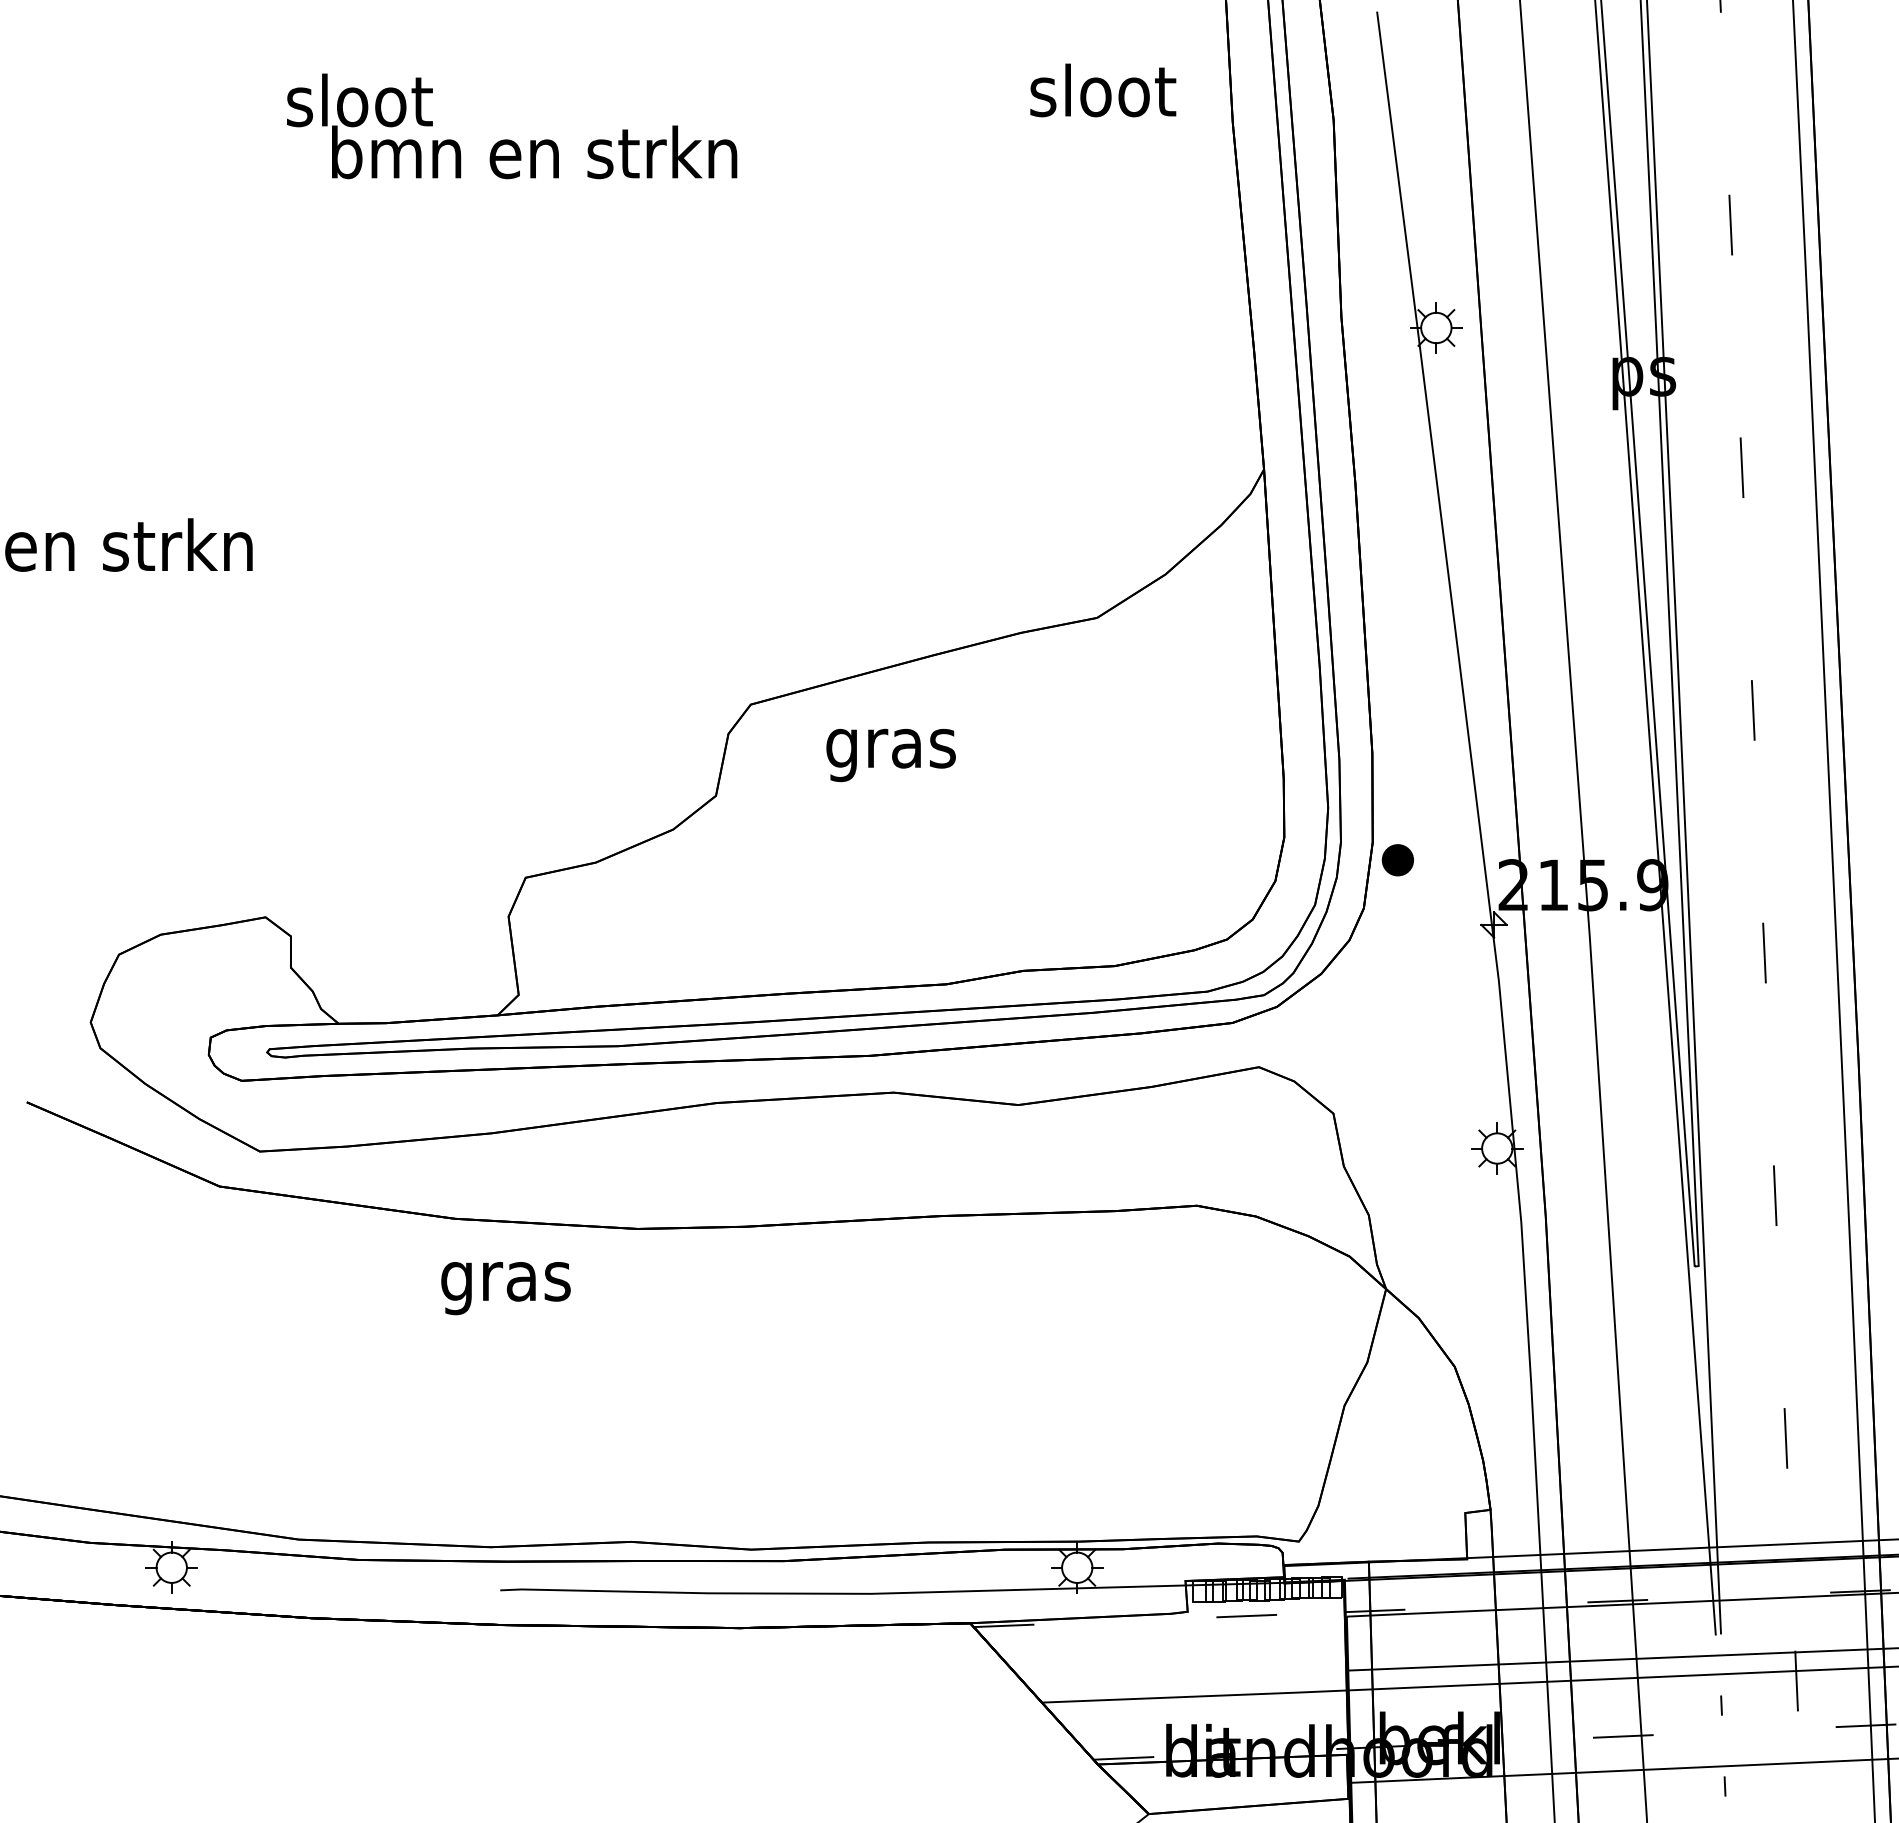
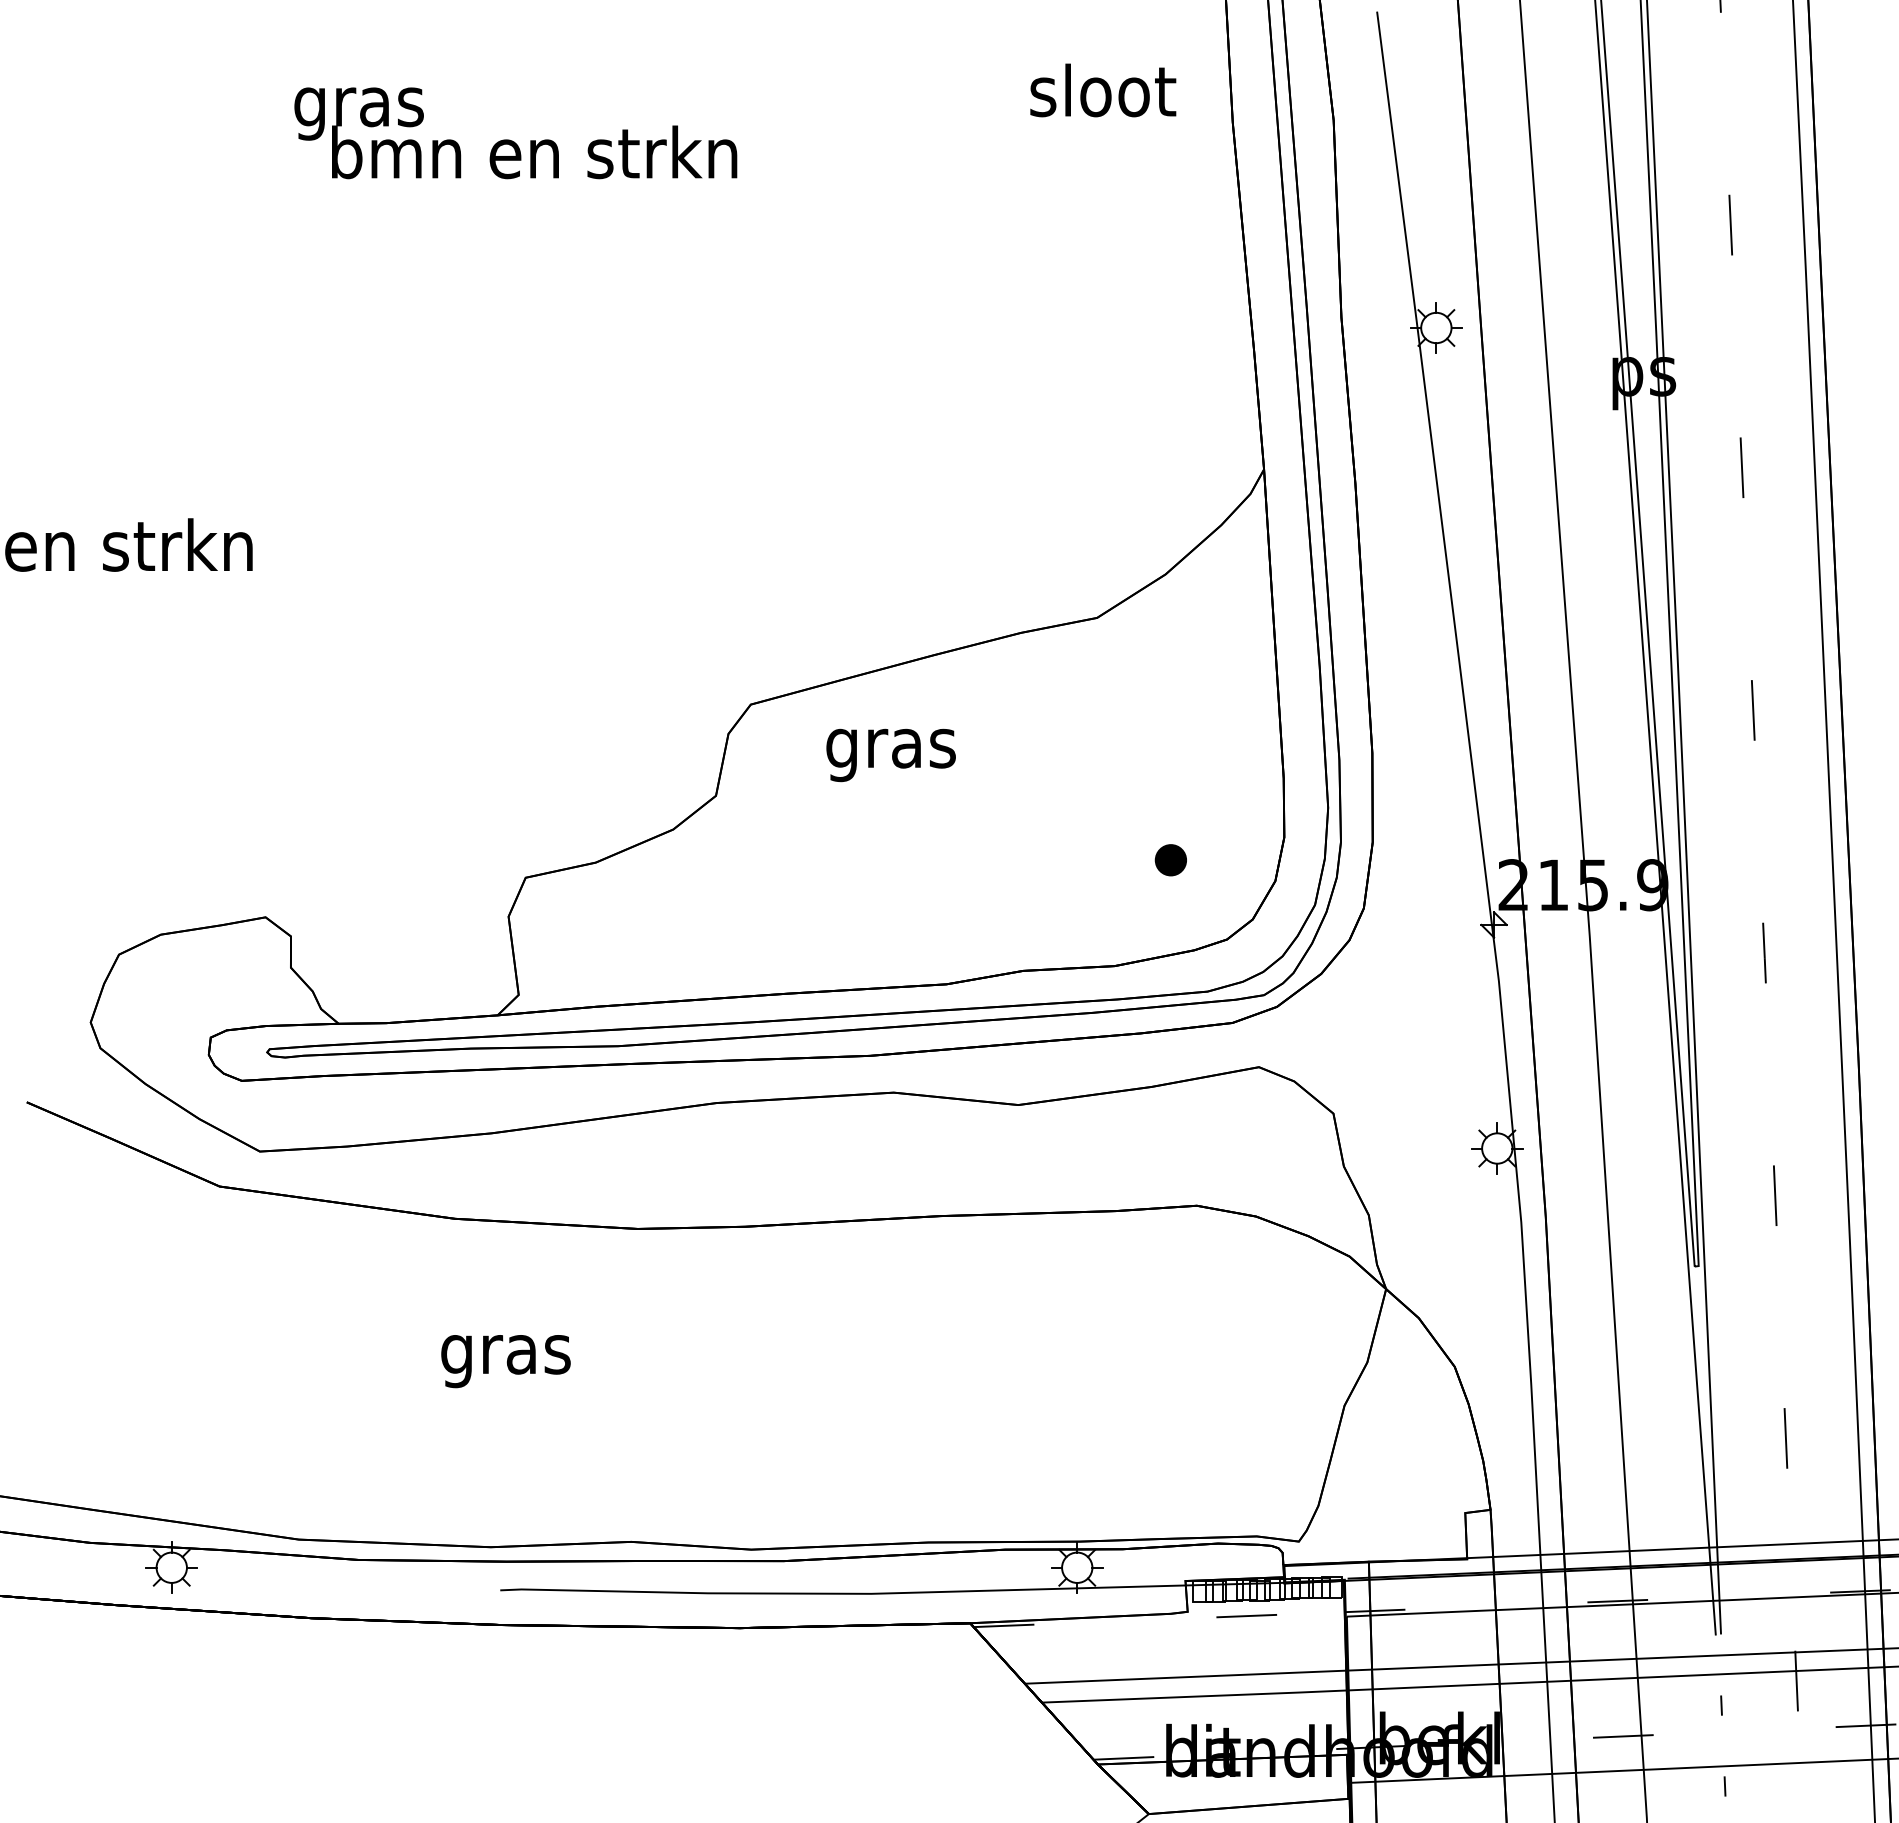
text: sloot -> gras (359, 106)
part position: (1397, 860) -> (1170, 860) (1170, 860)
text position: (505, 1288) -> (505, 1361) (505, 1361)
line: none -> present (1185, 1676)
